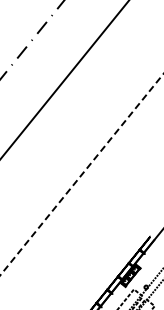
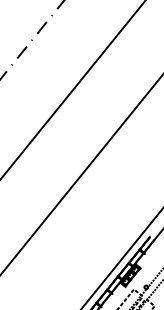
line position: (64, 79) -> (73, 89) (73, 89)
line: dashed -> solid (82, 174)
line: none -> present (121, 258)
